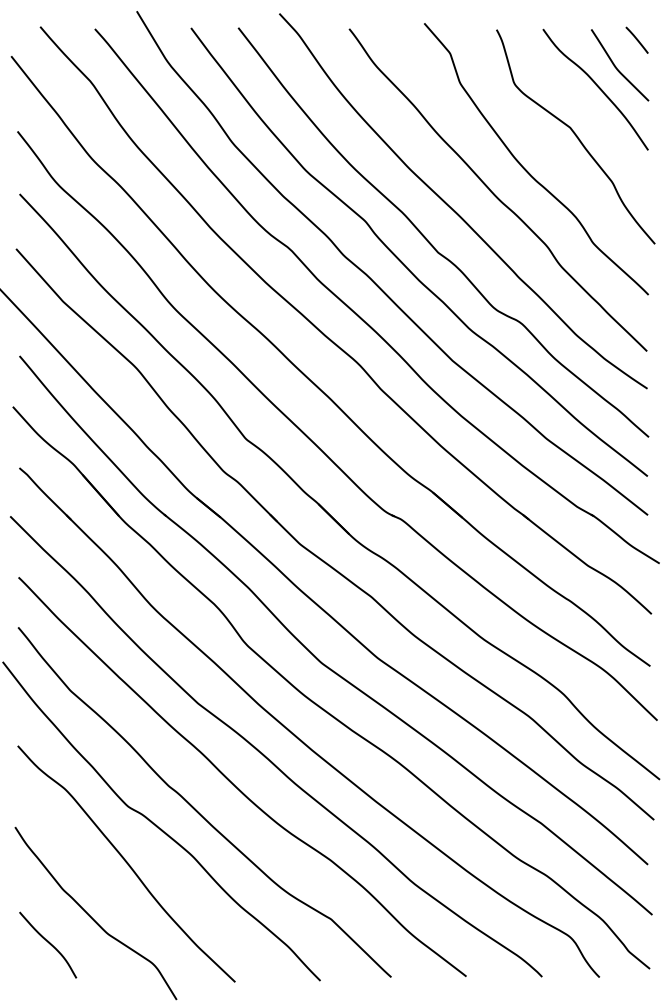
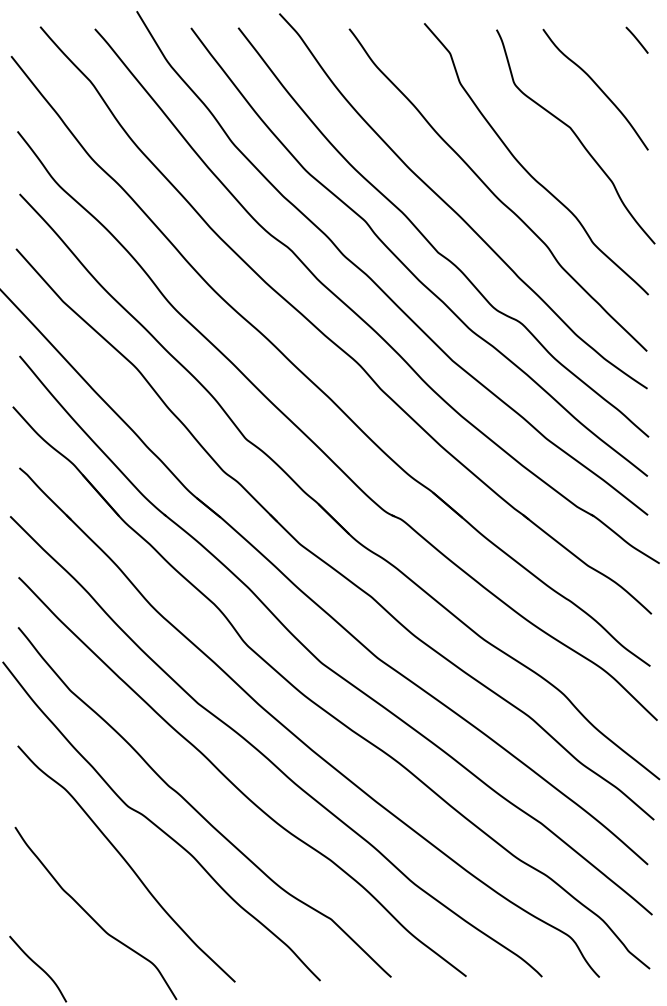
curve: present -> none (616, 66)
curve position: (48, 943) -> (38, 967) (38, 967)
